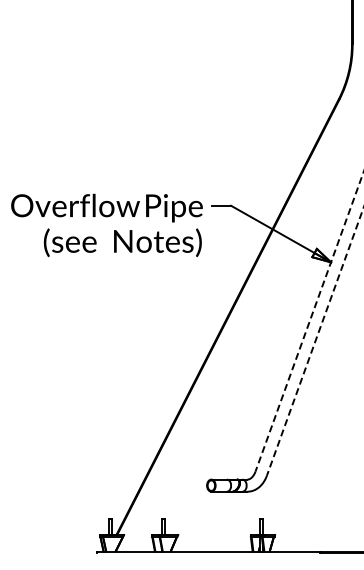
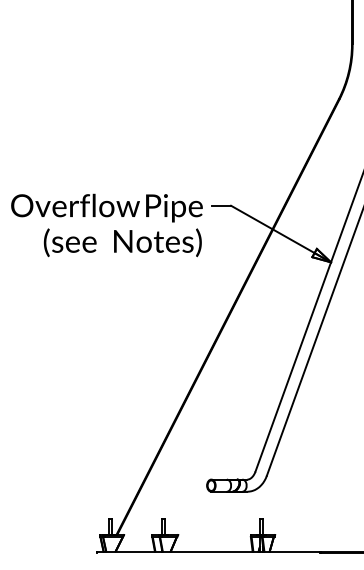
line: dashed -> solid (309, 322)
line: dashed -> solid (315, 341)
